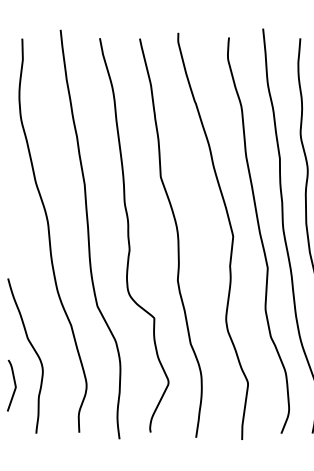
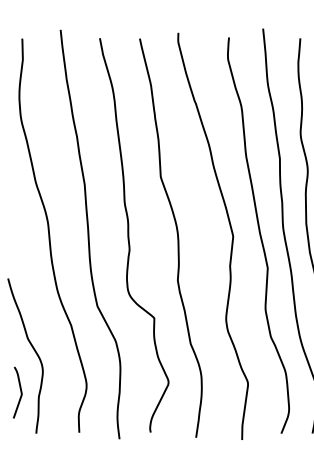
curve position: (14, 385) -> (20, 392) (20, 392)
